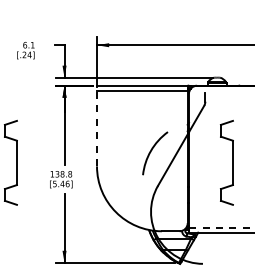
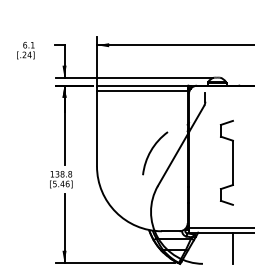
line: dashed -> solid (97, 125)
part: present -> none (10, 162)
line: dashed -> solid (221, 227)
line: none -> present (232, 247)
